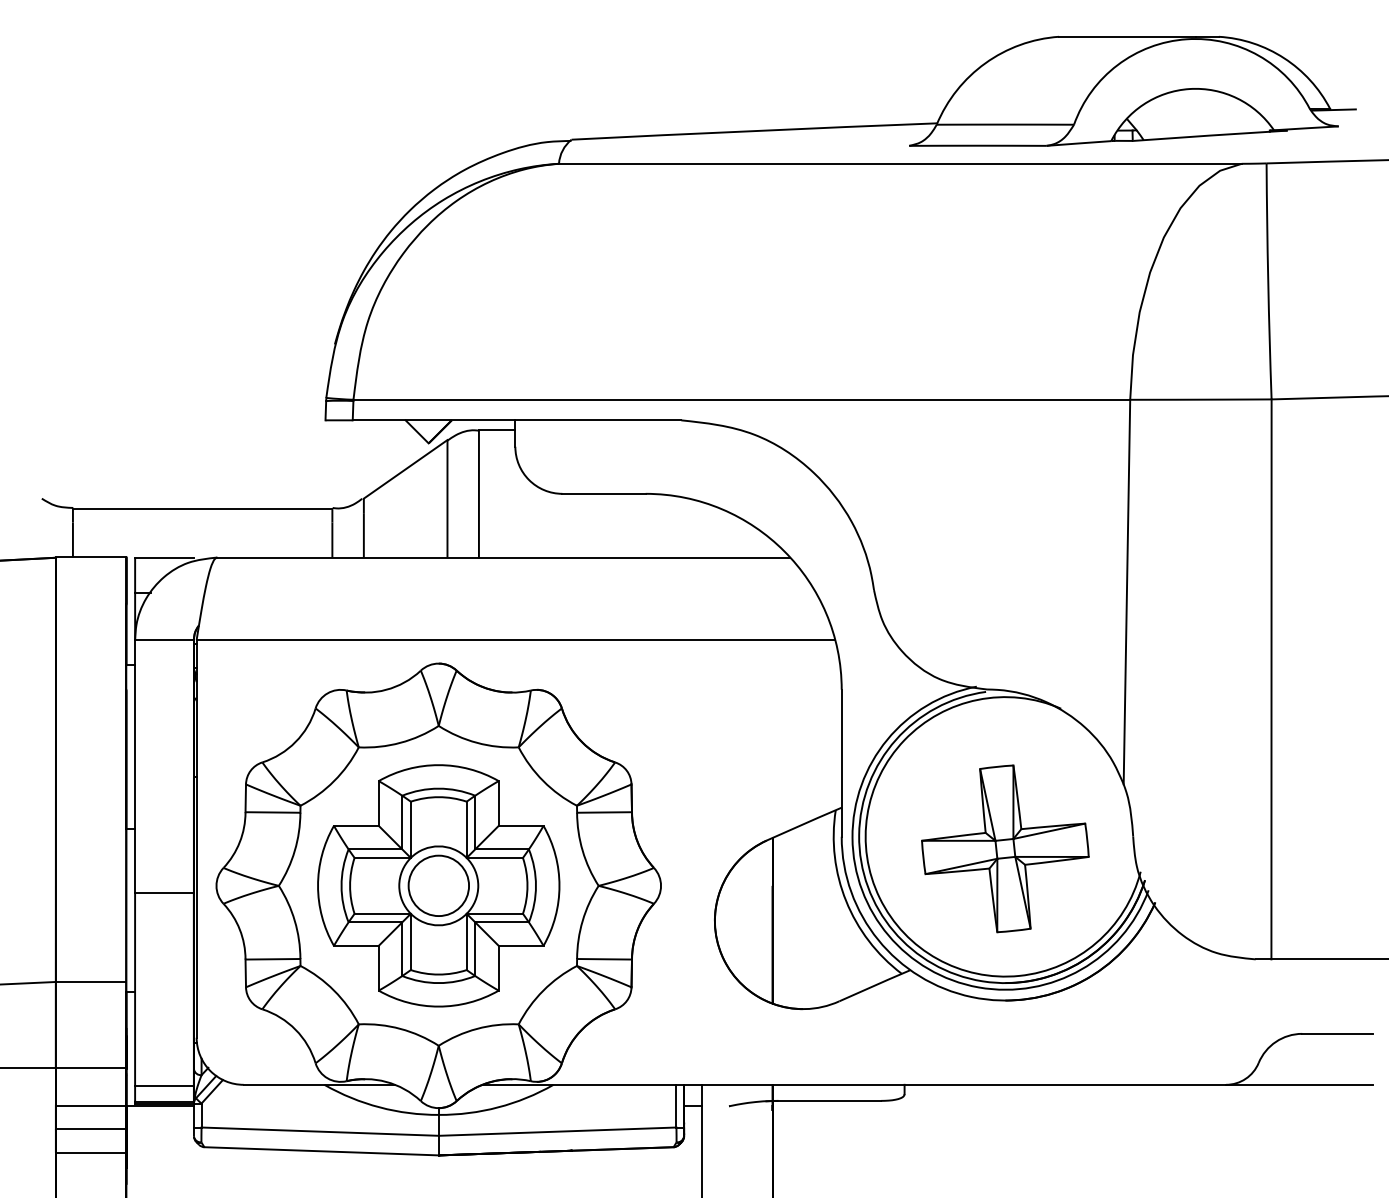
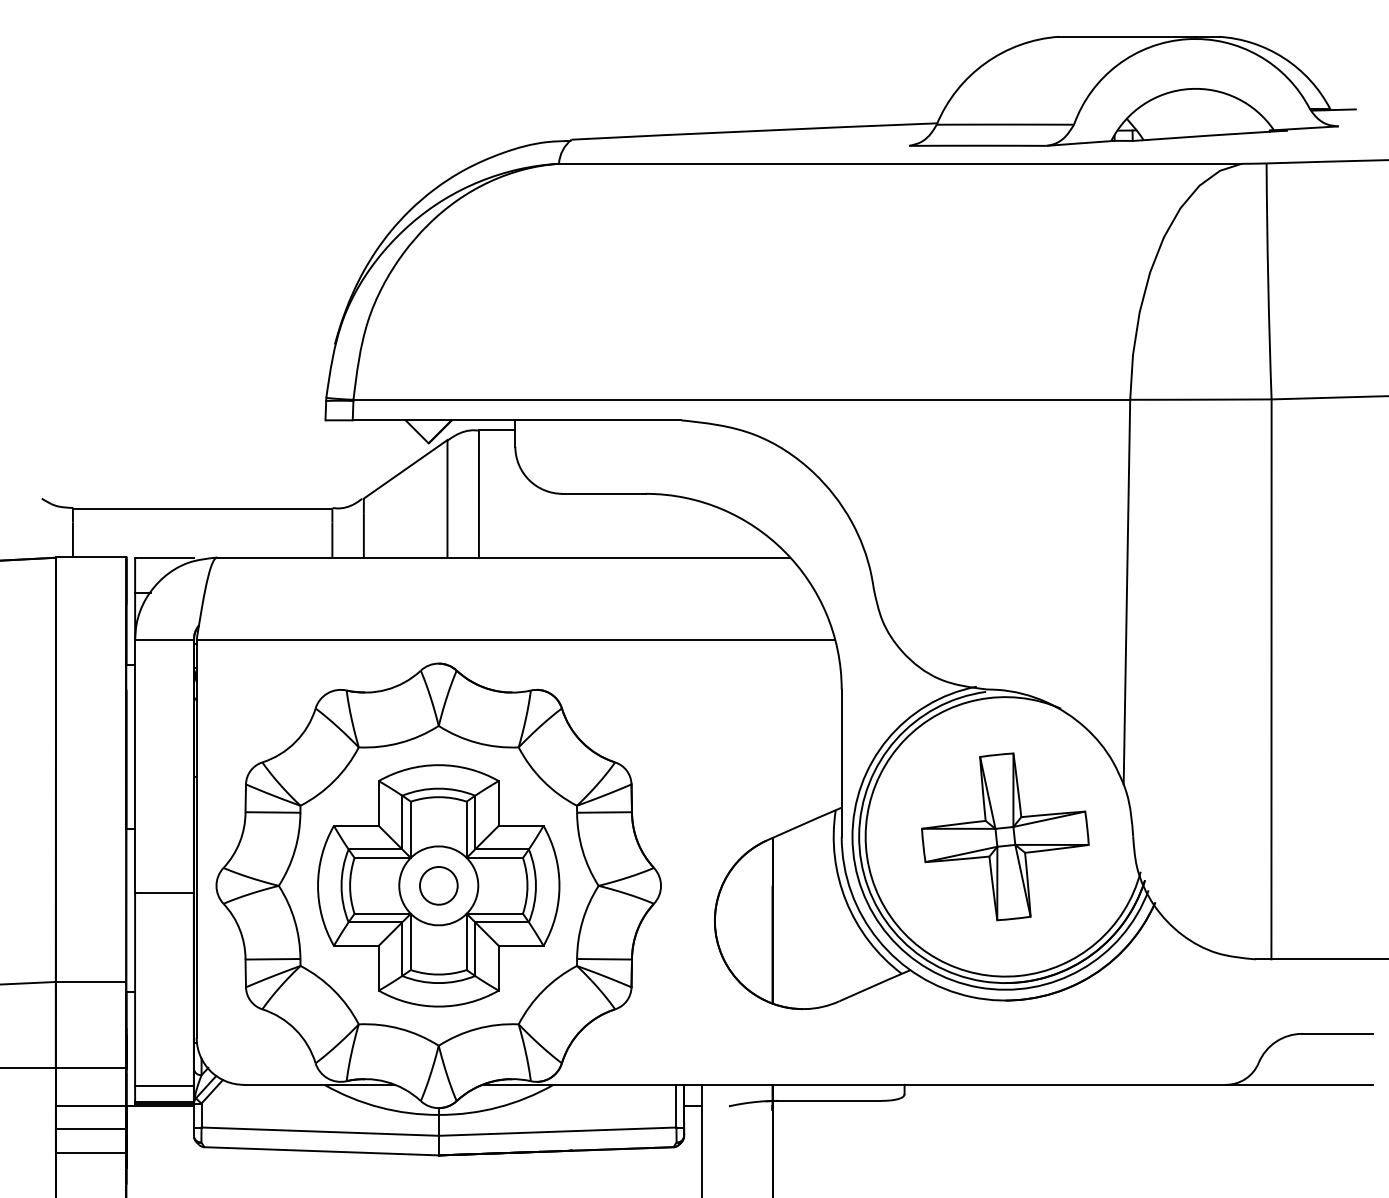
part position: (1005, 848) -> (1005, 836) (1005, 836)
circle diameter: 60 px -> 38 px (438, 885)
